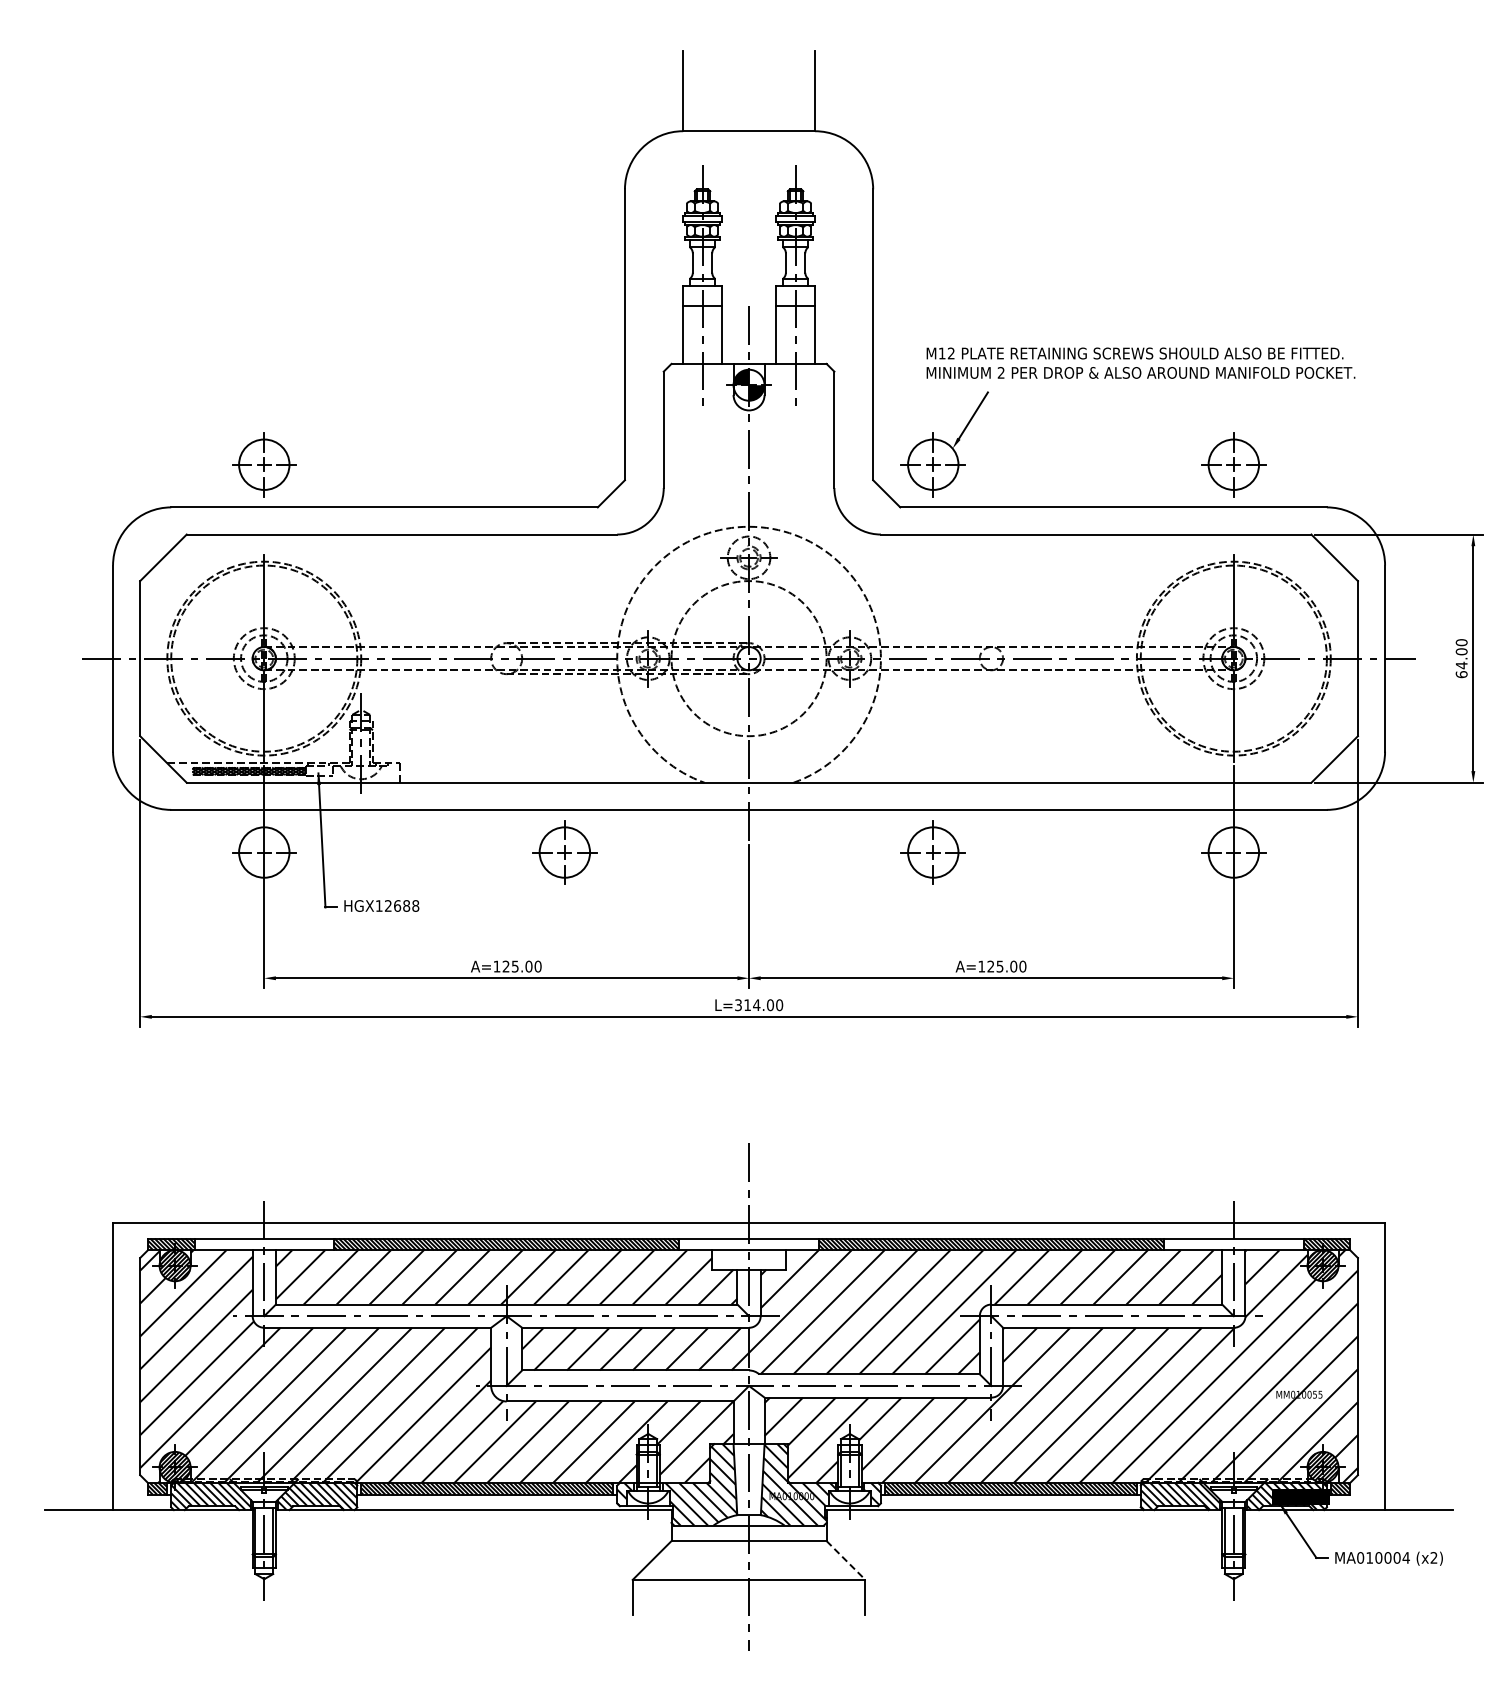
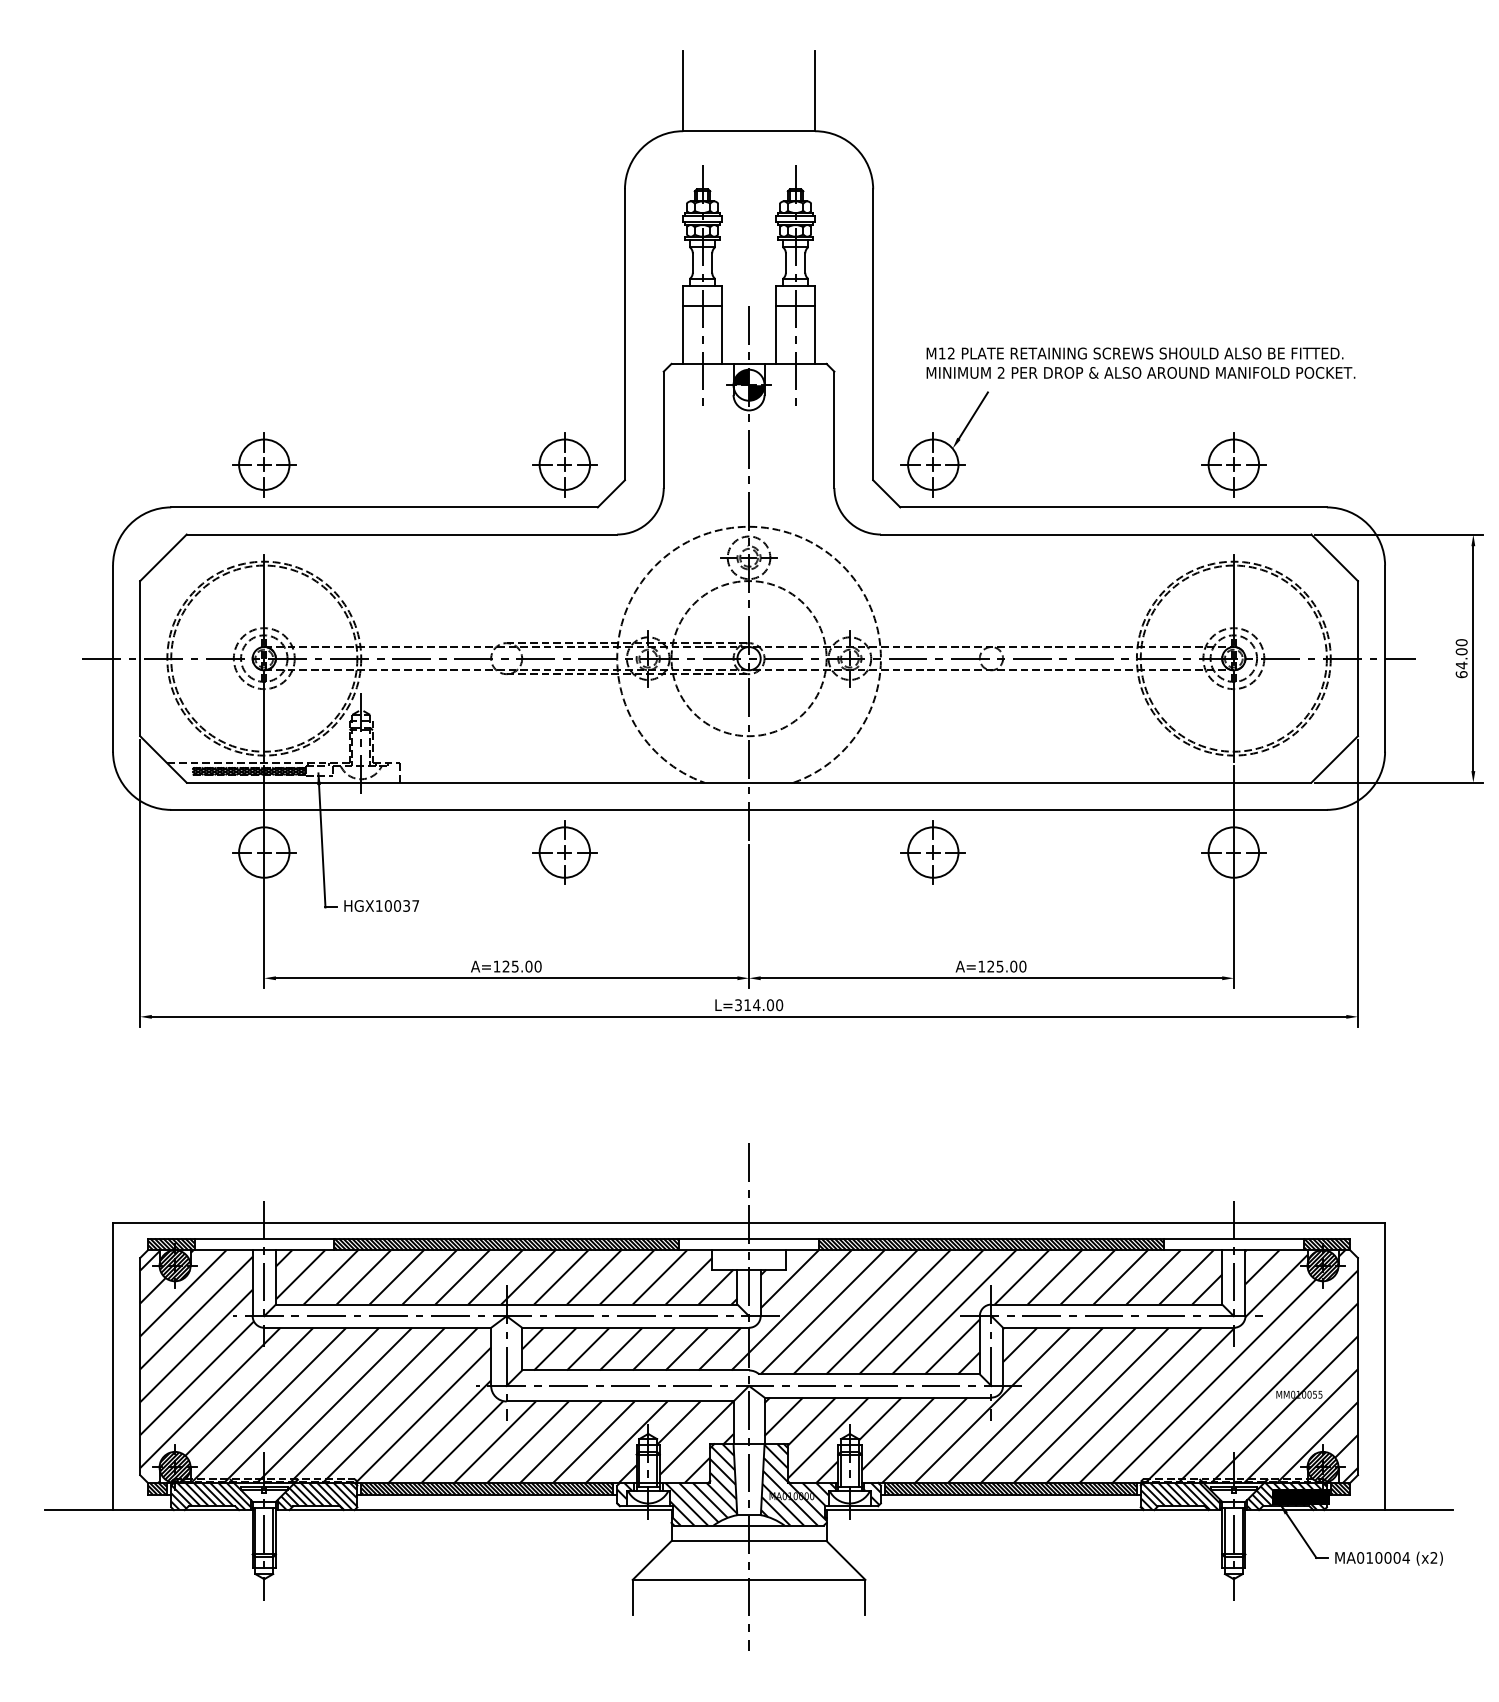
part: none -> present (564, 464)
text: HGX12688 -> HGX10037 (401, 905)
line: dashed -> solid (846, 1560)
